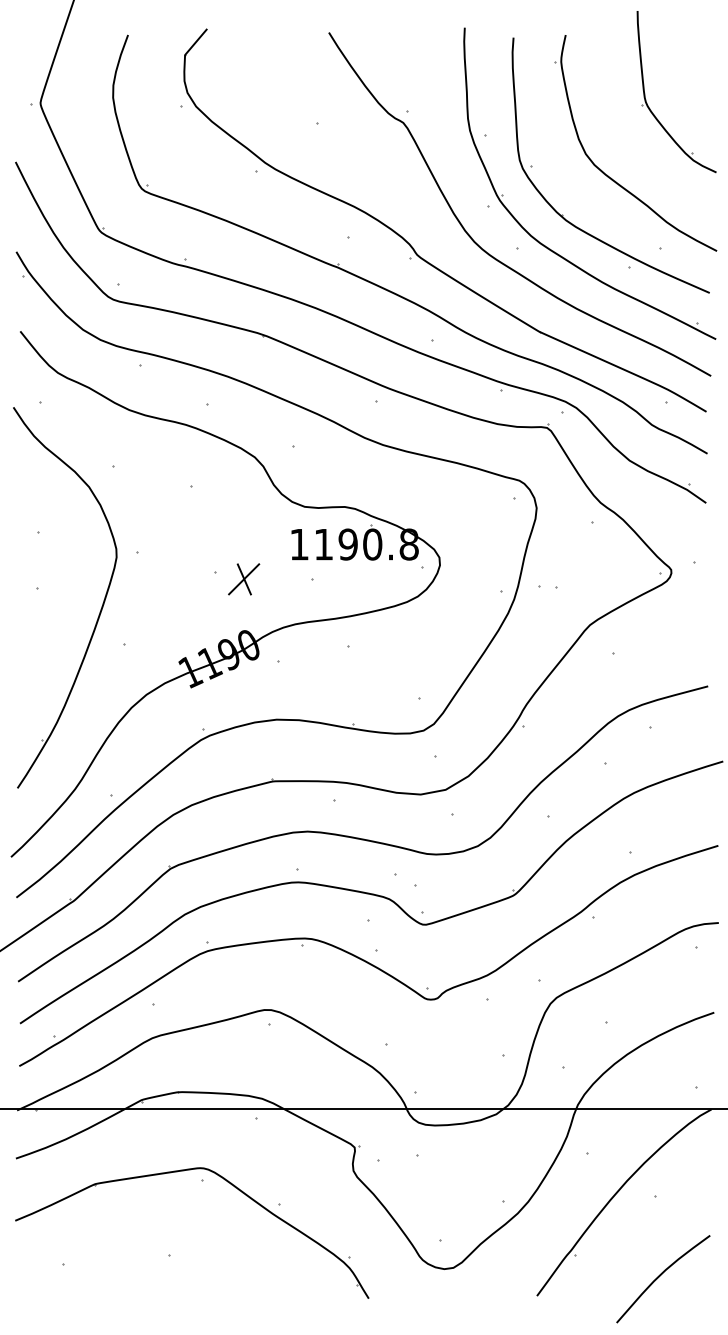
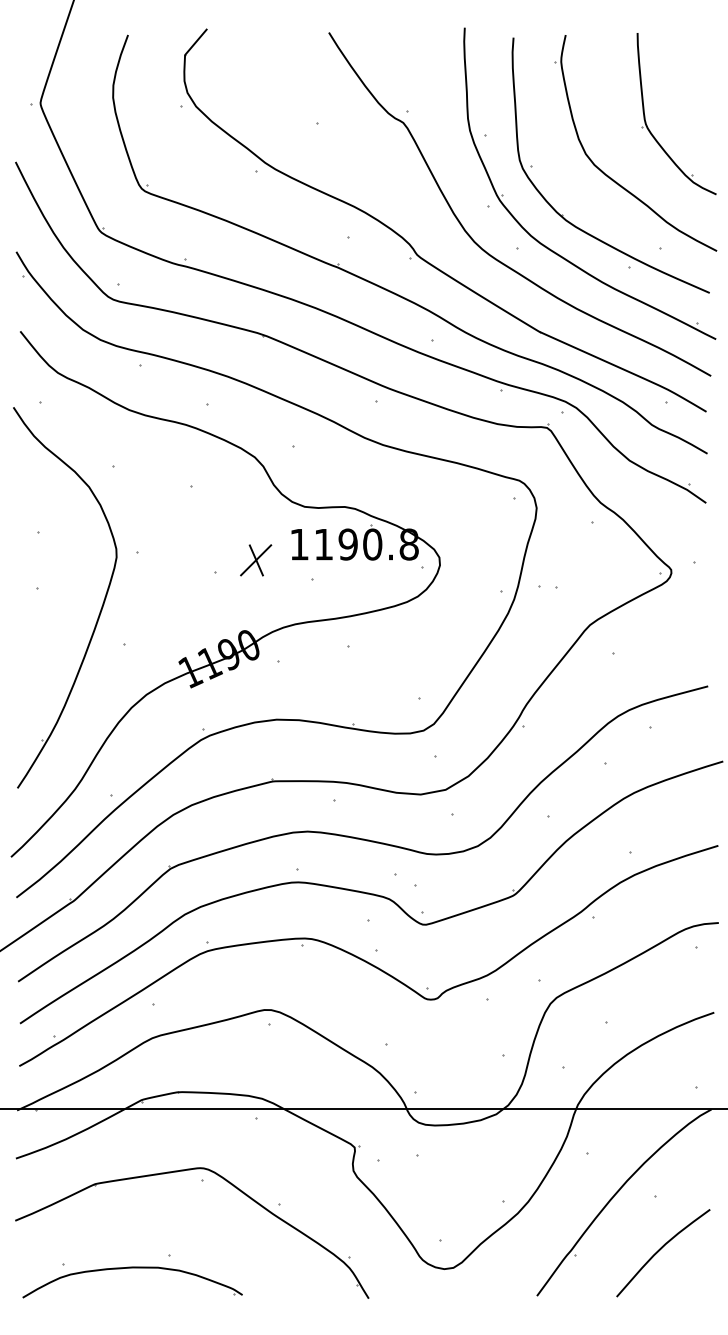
part position: (650, 108) -> (650, 130) (650, 130)
part position: (244, 579) -> (256, 560) (256, 560)
part: none -> present (132, 1268)
curve position: (660, 1276) -> (660, 1250) (660, 1250)
